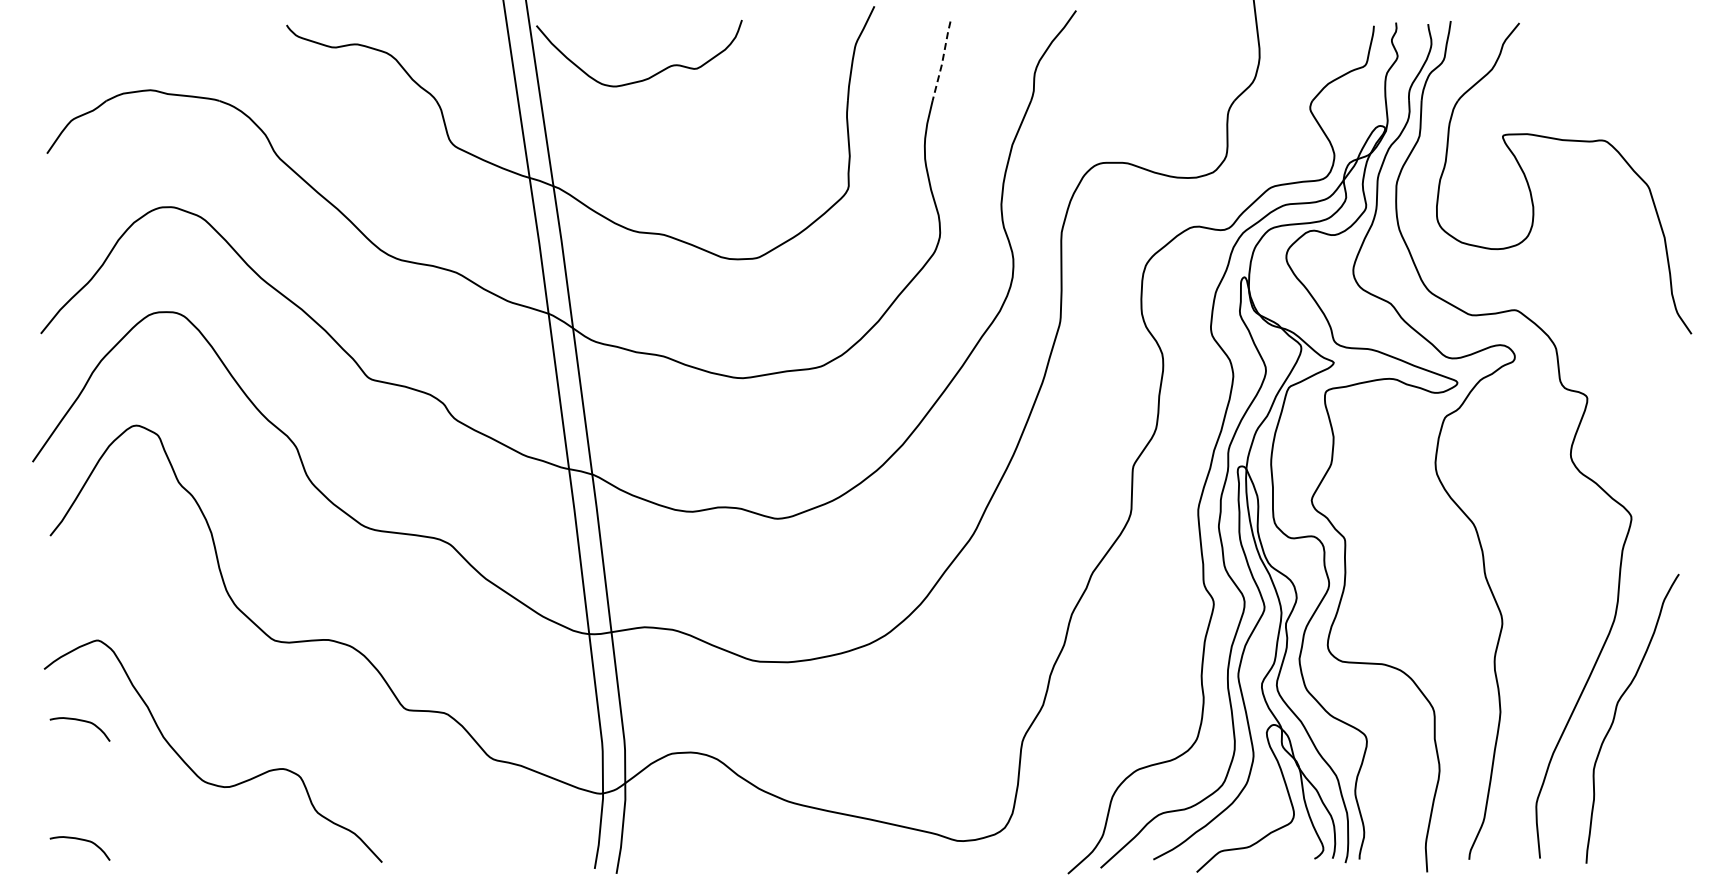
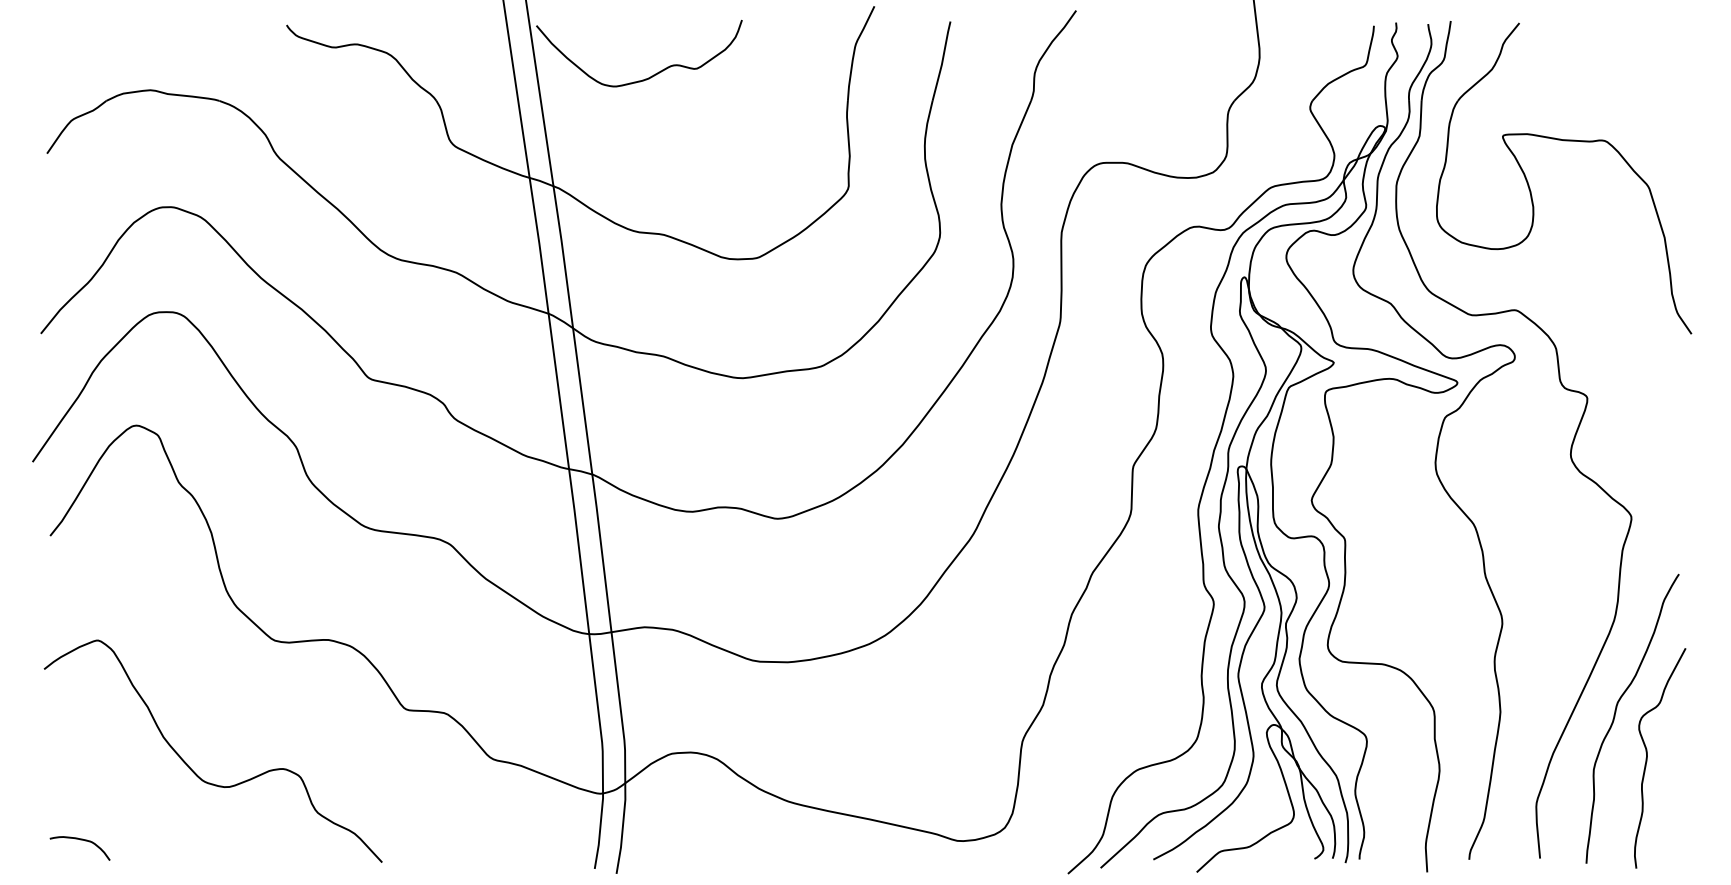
line: dashed -> solid (942, 61)
curve: present -> none (80, 721)
curve: none -> present (1647, 758)
